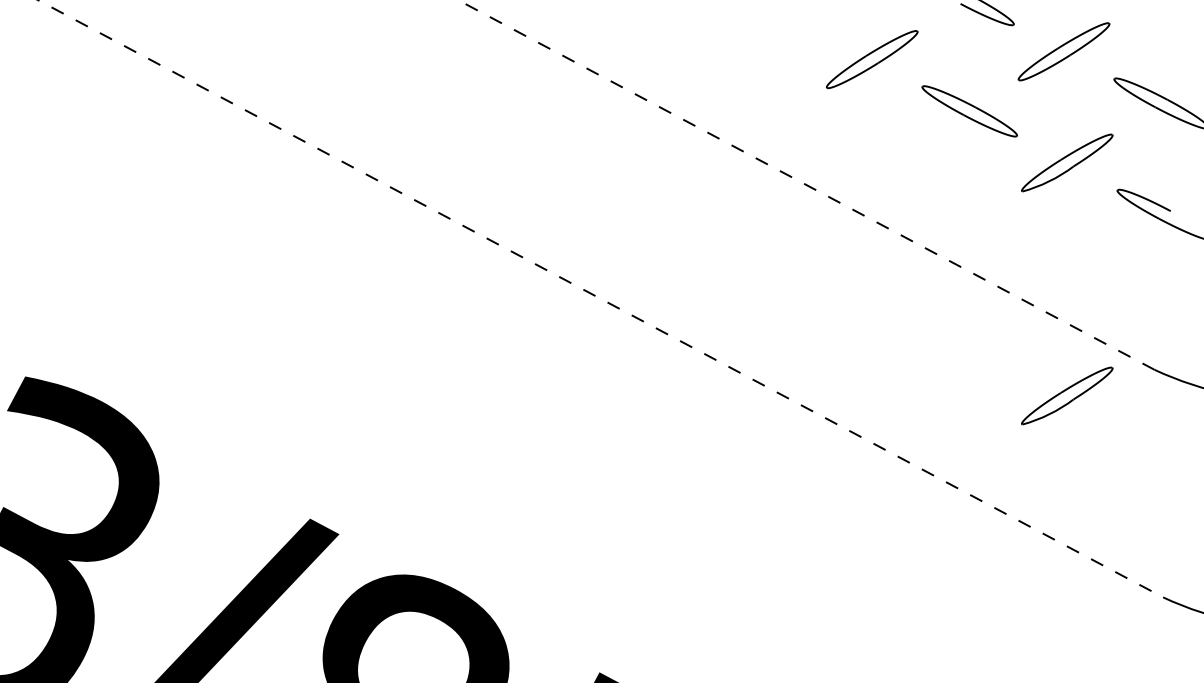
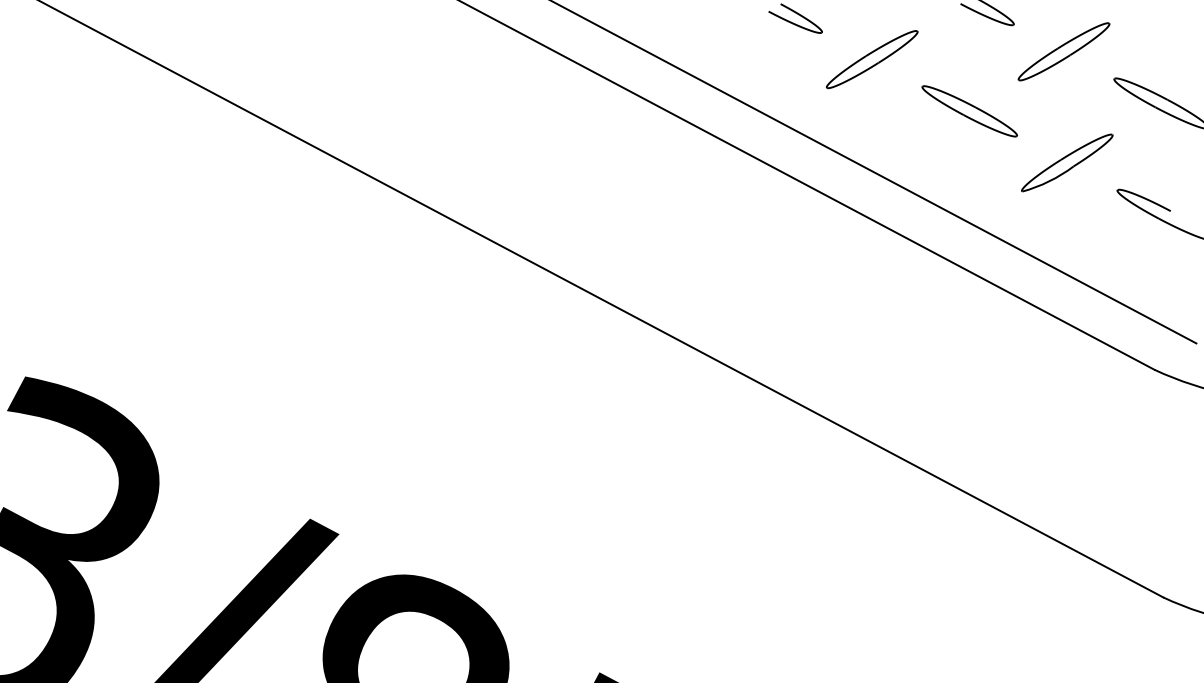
part: none -> present (795, 18)
line: none -> present (875, 172)
line: dashed -> solid (805, 184)
line: dashed -> solid (600, 298)
part: present -> none (1067, 395)
